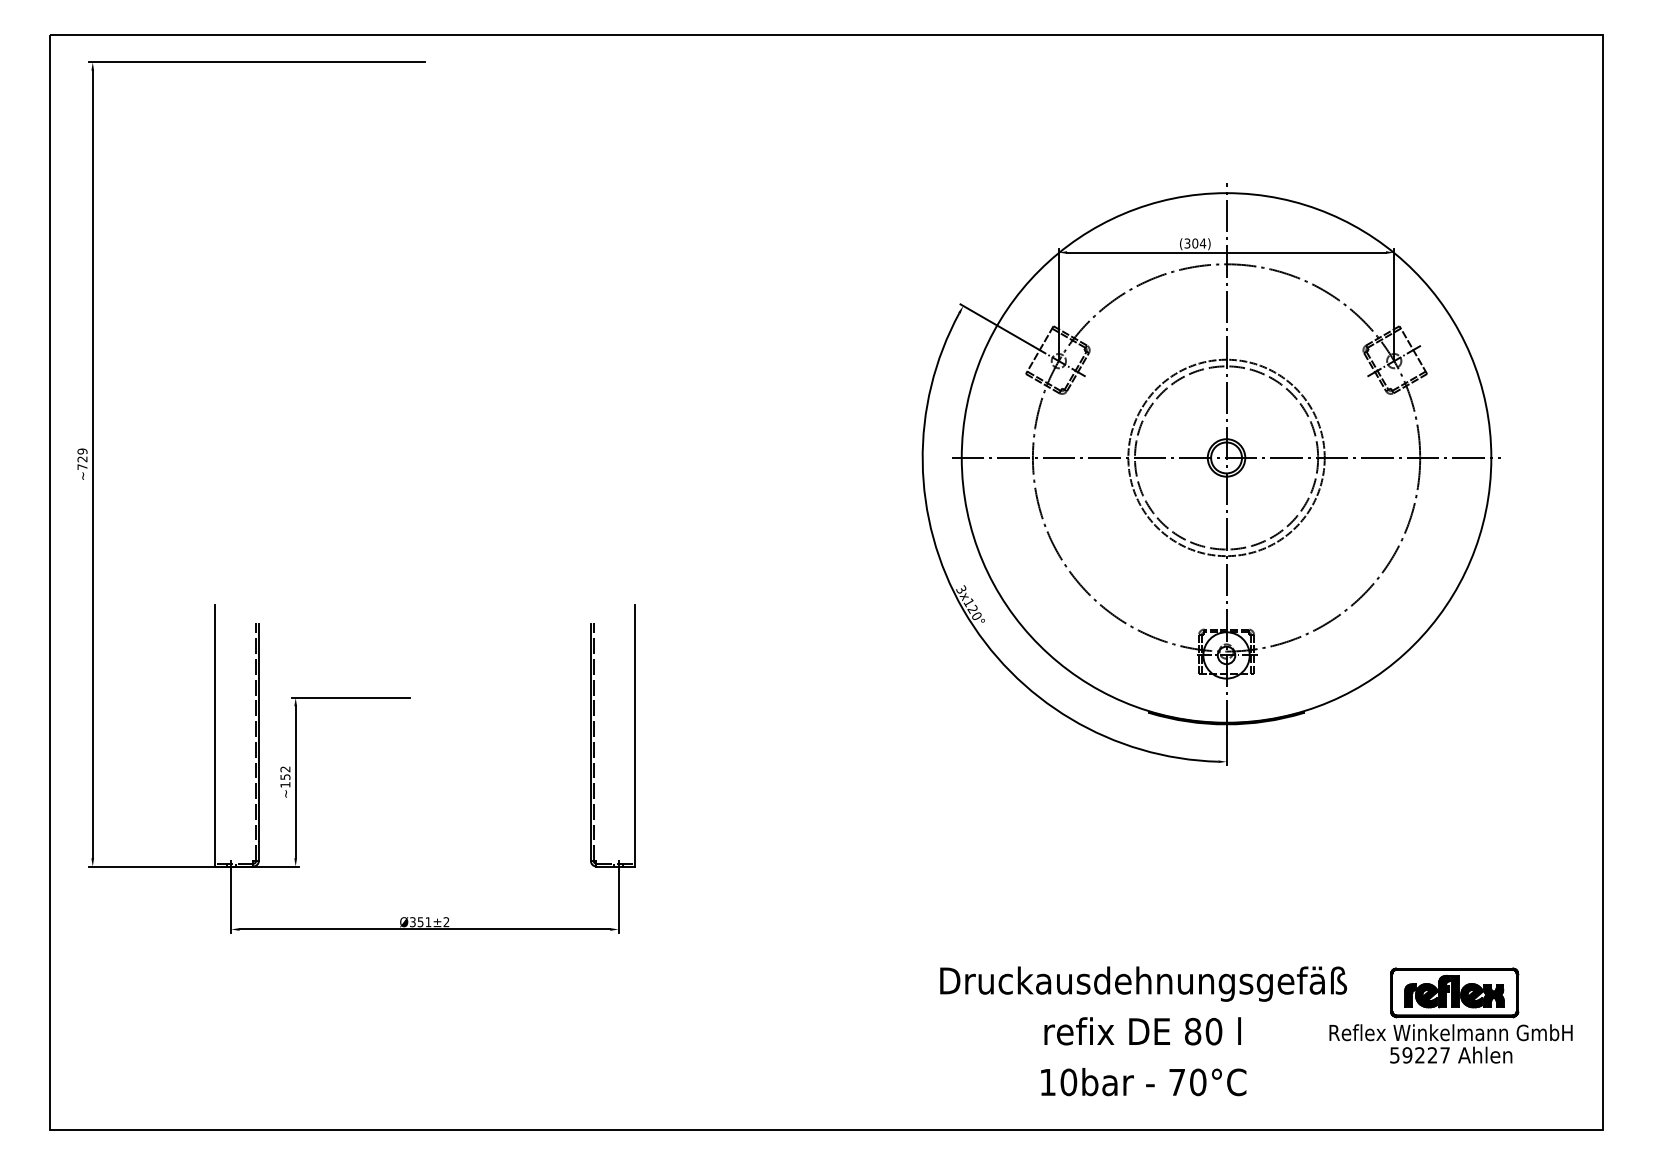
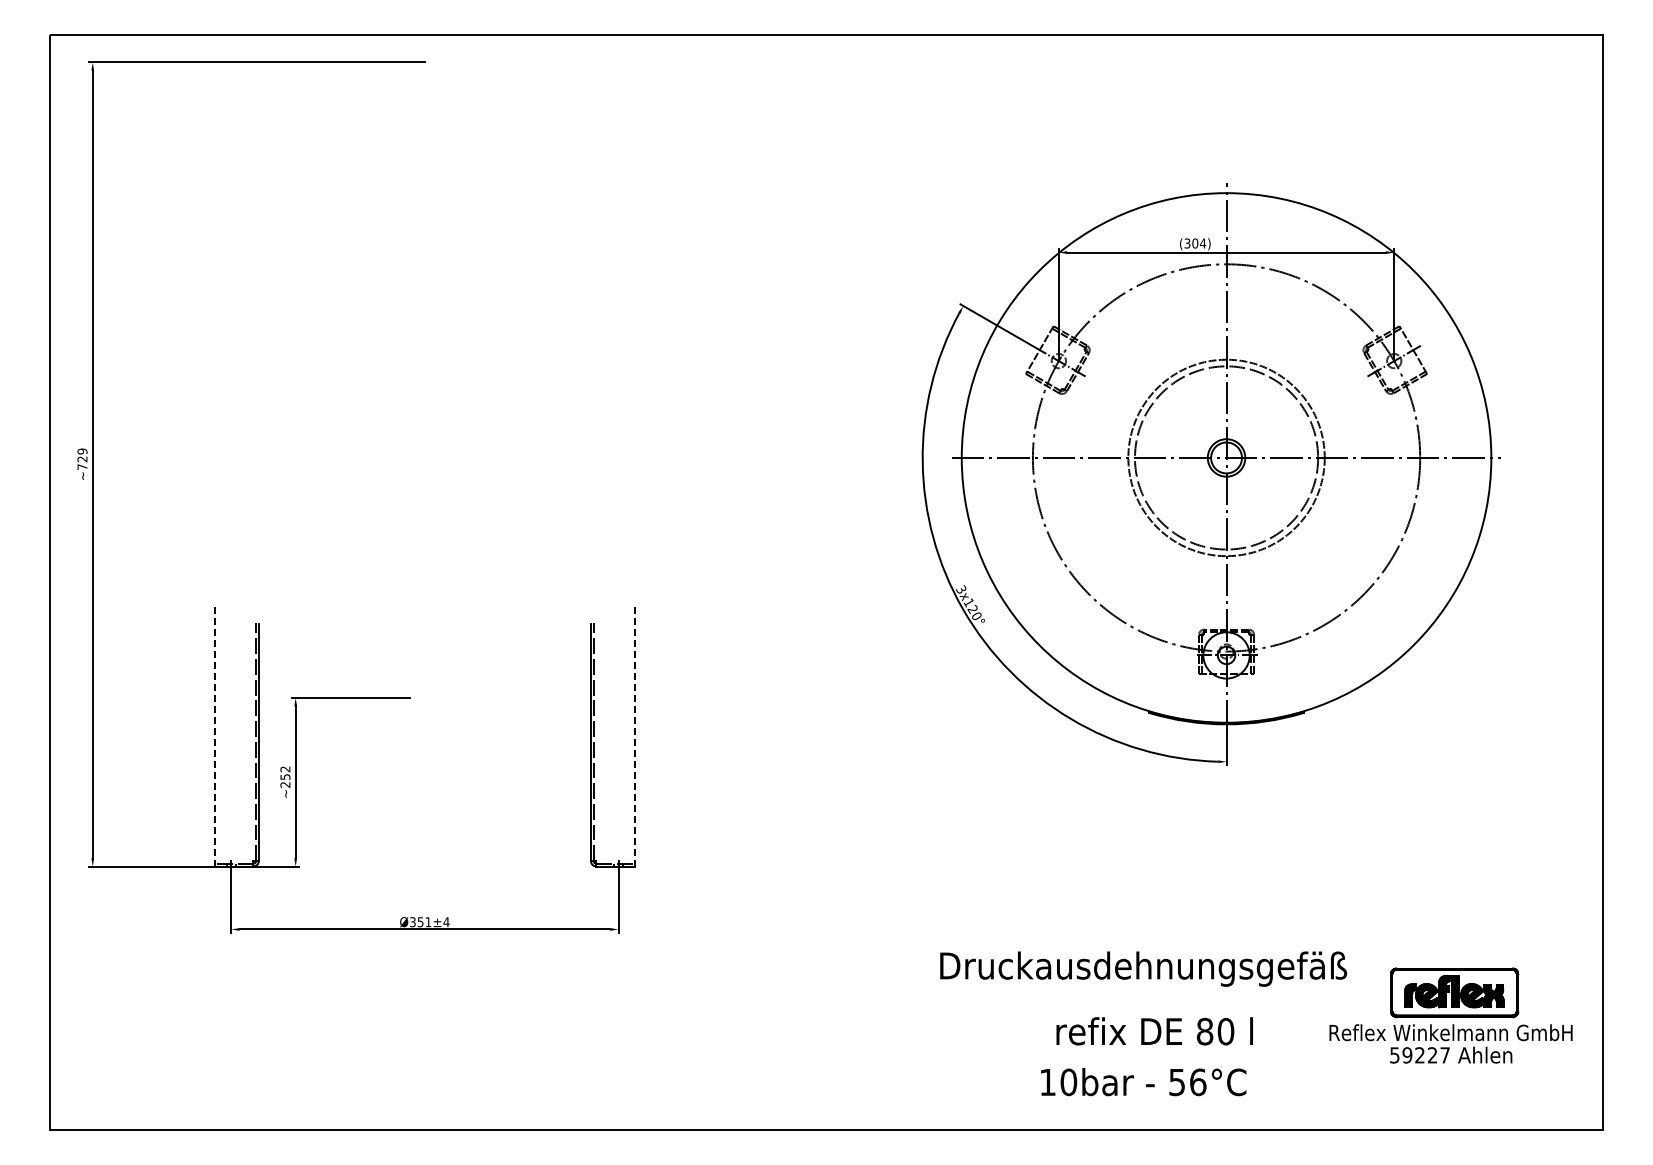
line: solid -> dashed (214, 735)
line: solid -> dashed (635, 735)
text: ~152 -> ~252 (285, 784)
text: ±2 -> ±4 (446, 922)
text position: (1143, 983) -> (1143, 968) (1143, 968)
text position: (1142, 1031) -> (1154, 1031) (1154, 1031)
text: 70°C -> 56°C (1187, 1082)
